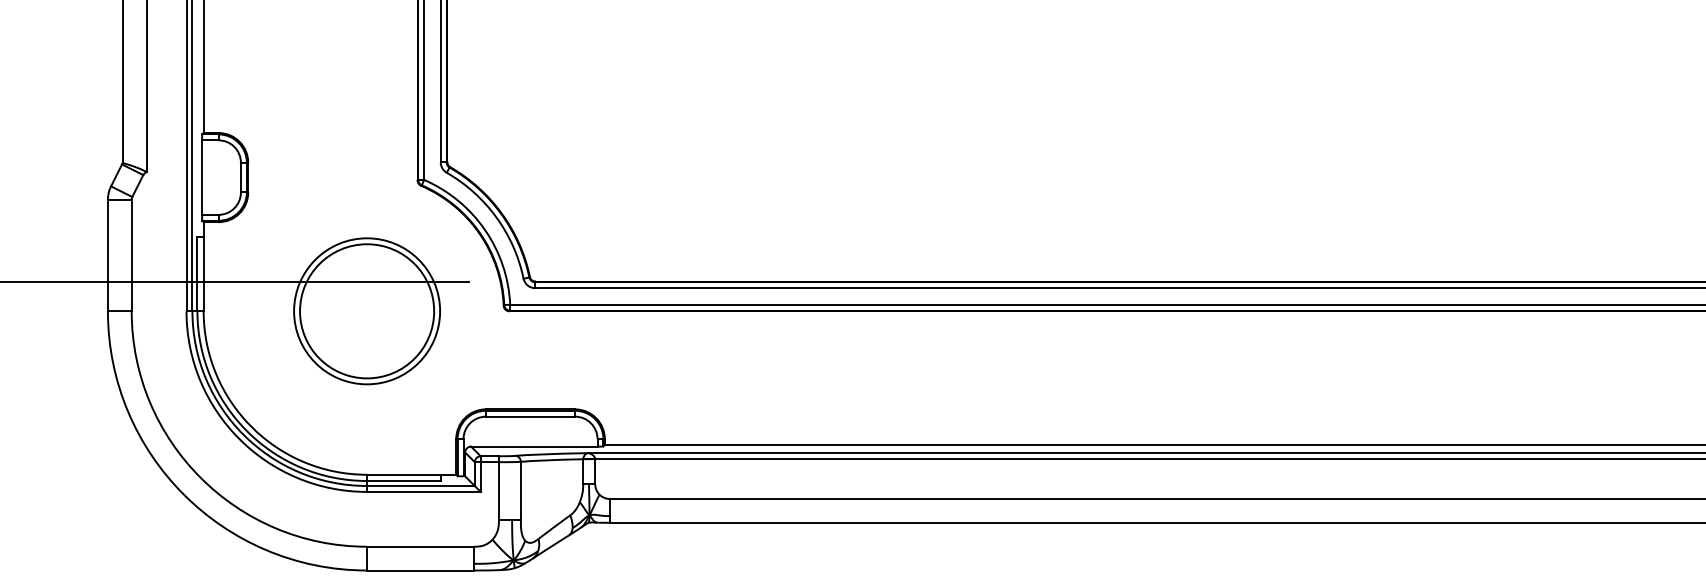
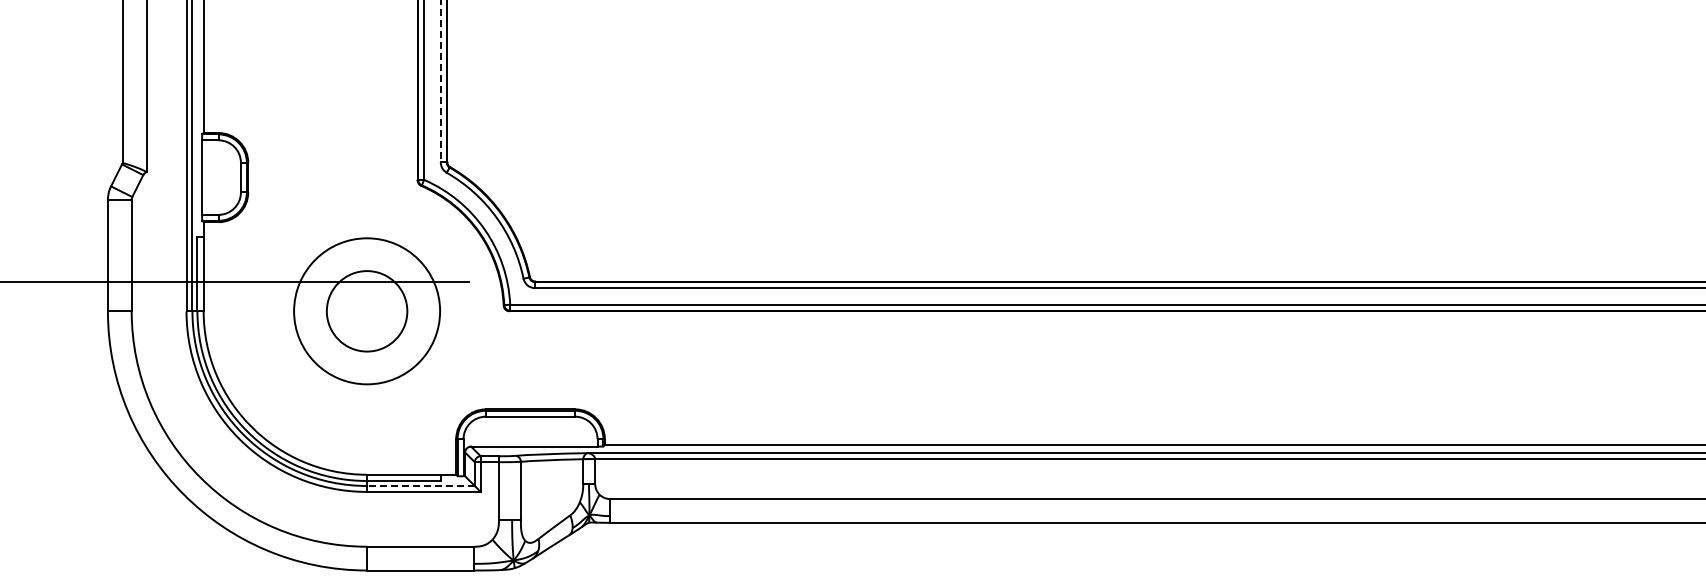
line: solid -> dashed (440, 81)
circle diameter: 134 px -> 80 px (366, 311)
line: solid -> dashed (420, 485)
